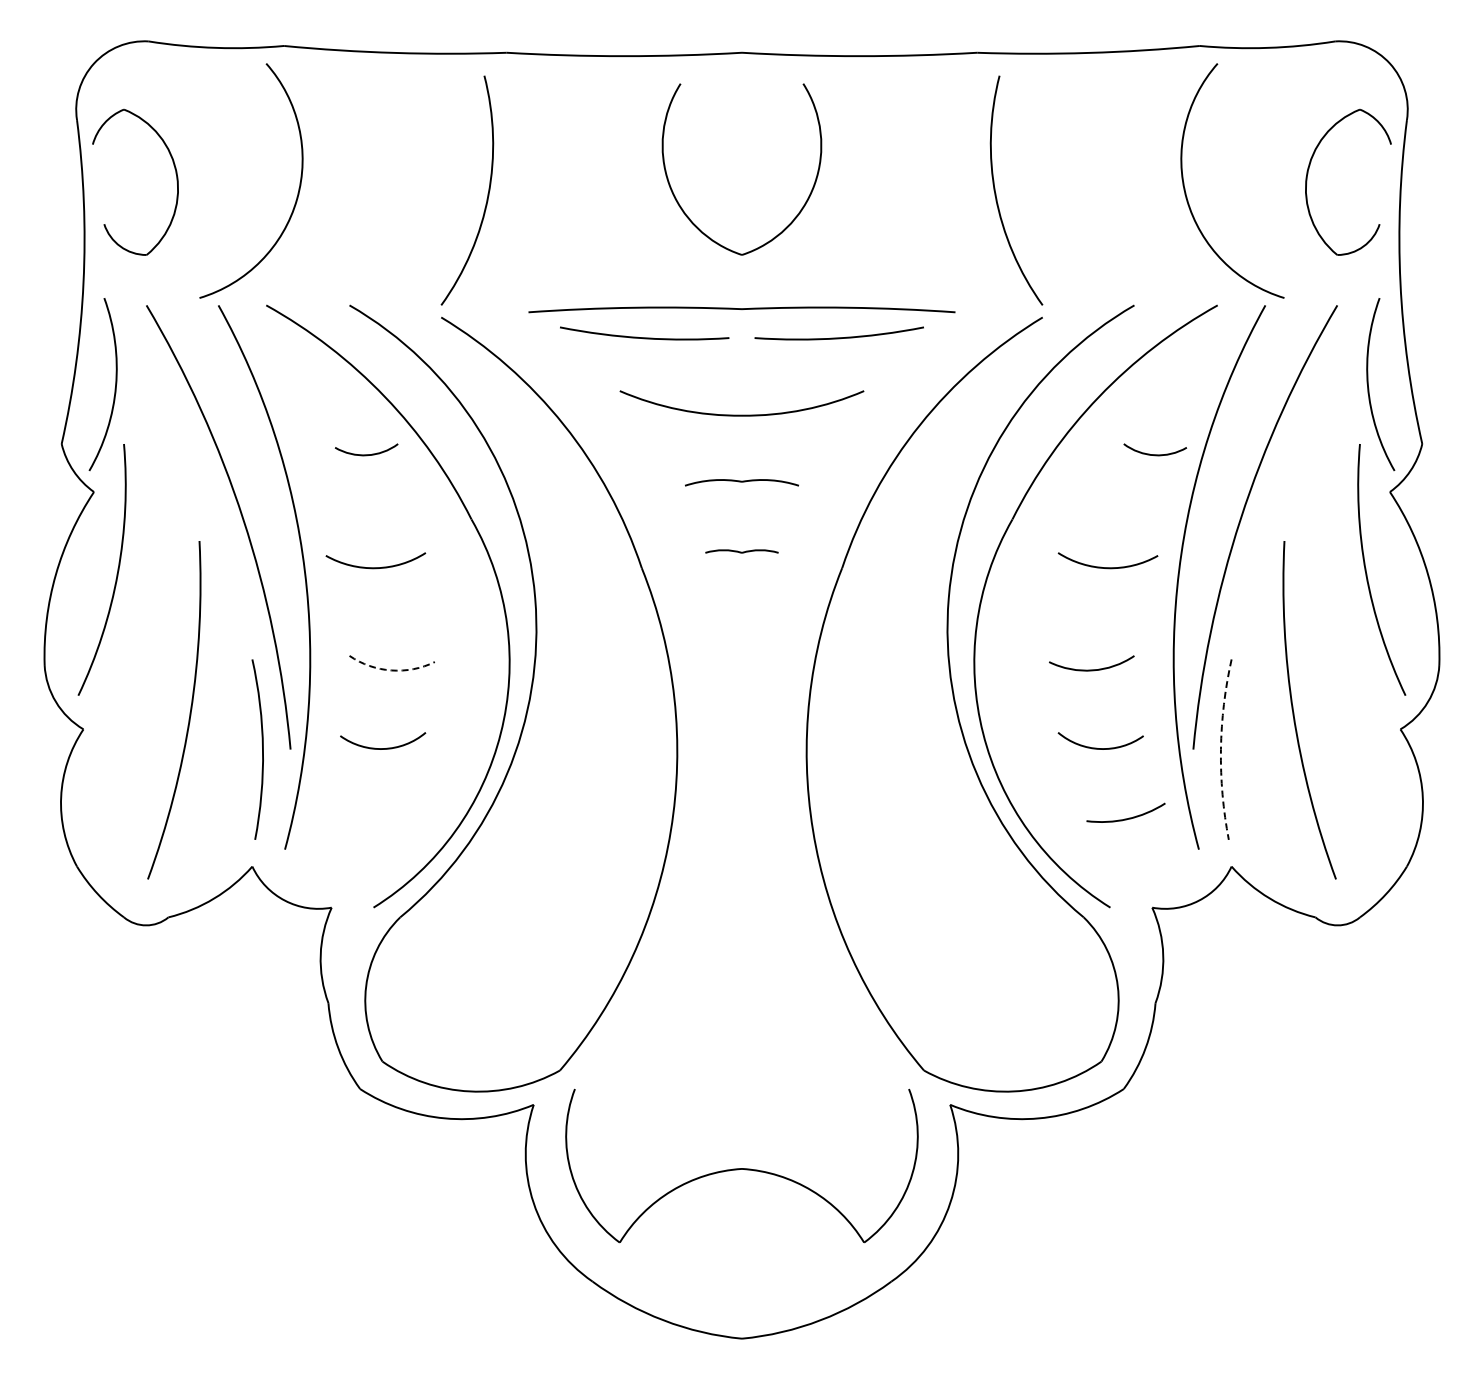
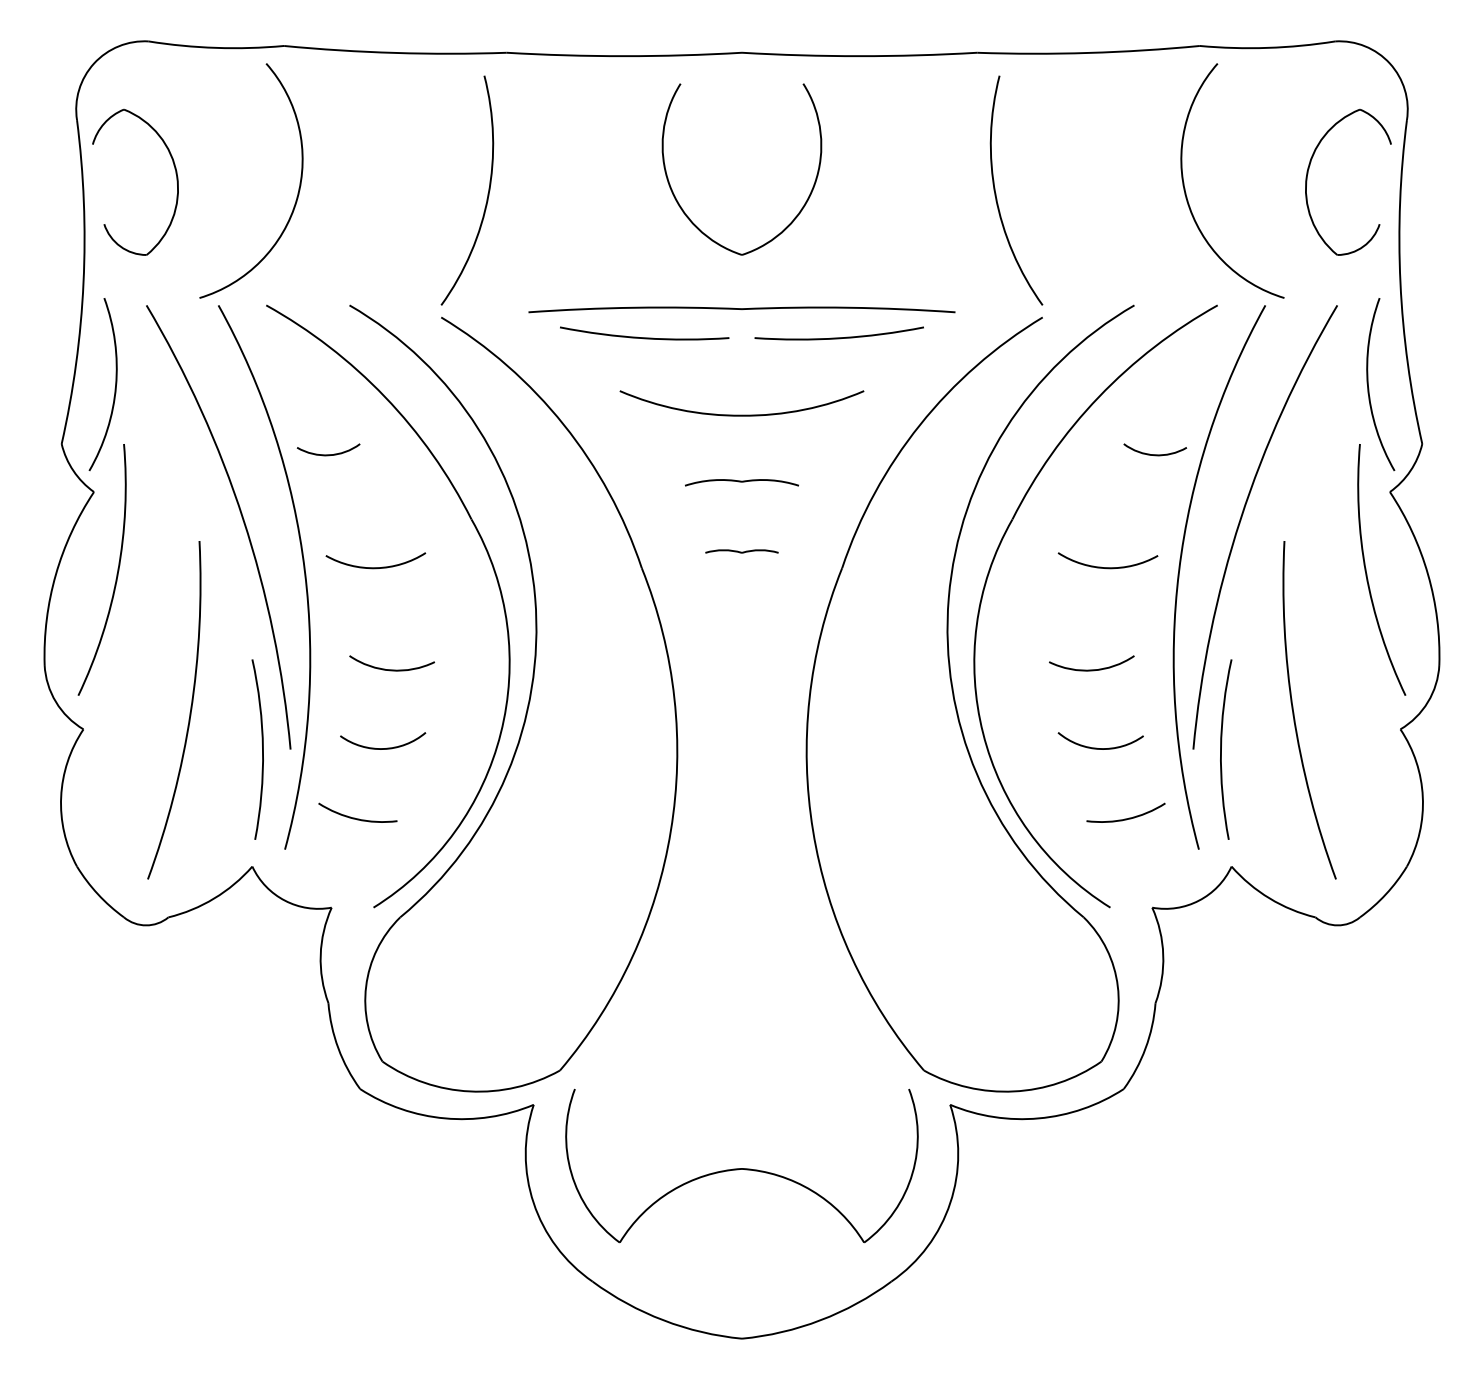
arc position: (366, 454) -> (328, 454) (328, 454)
arc: dashed -> solid (391, 670)
arc: dashed -> solid (1220, 749)
arc: none -> present (354, 817)
